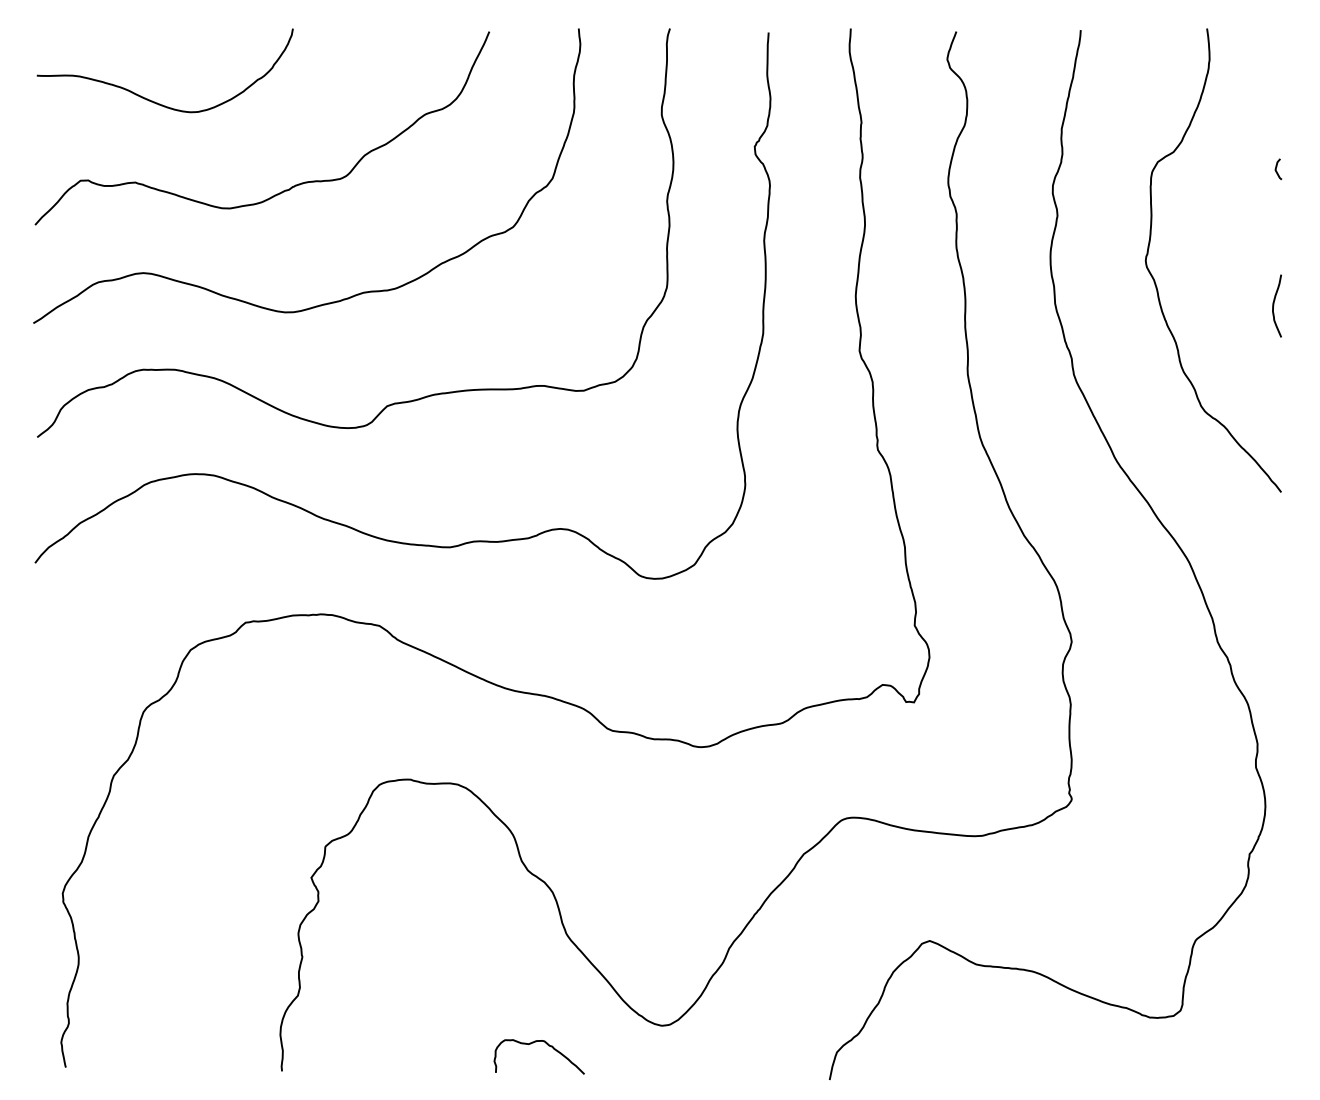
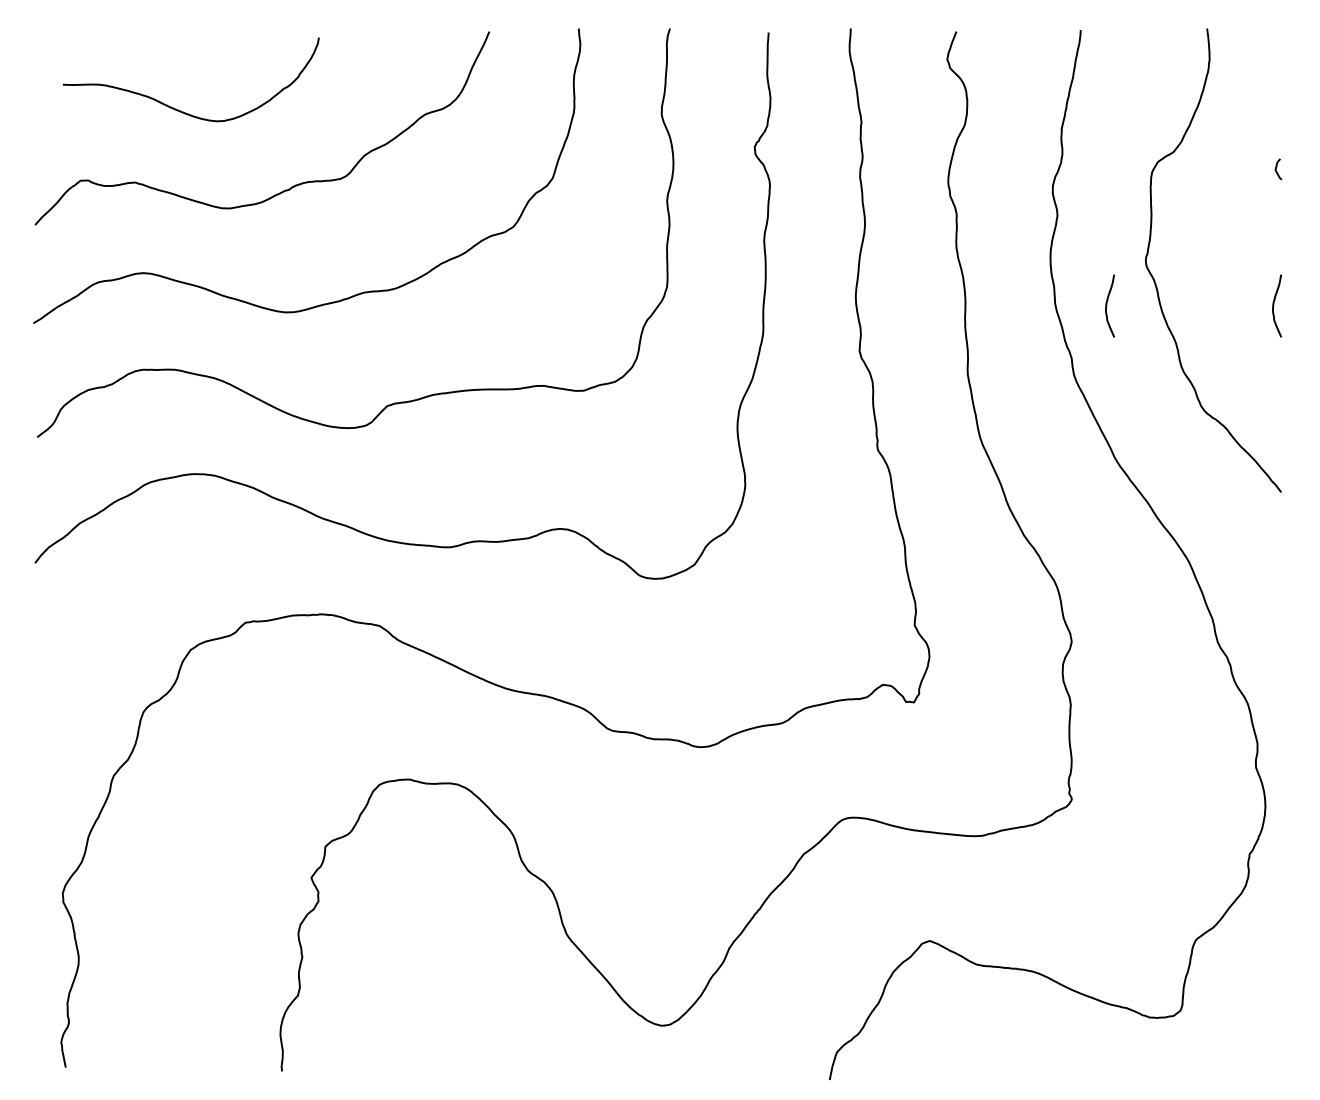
curve position: (150, 99) -> (176, 108) (176, 108)
curve: none -> present (1107, 305)
curve: present -> none (531, 1044)
